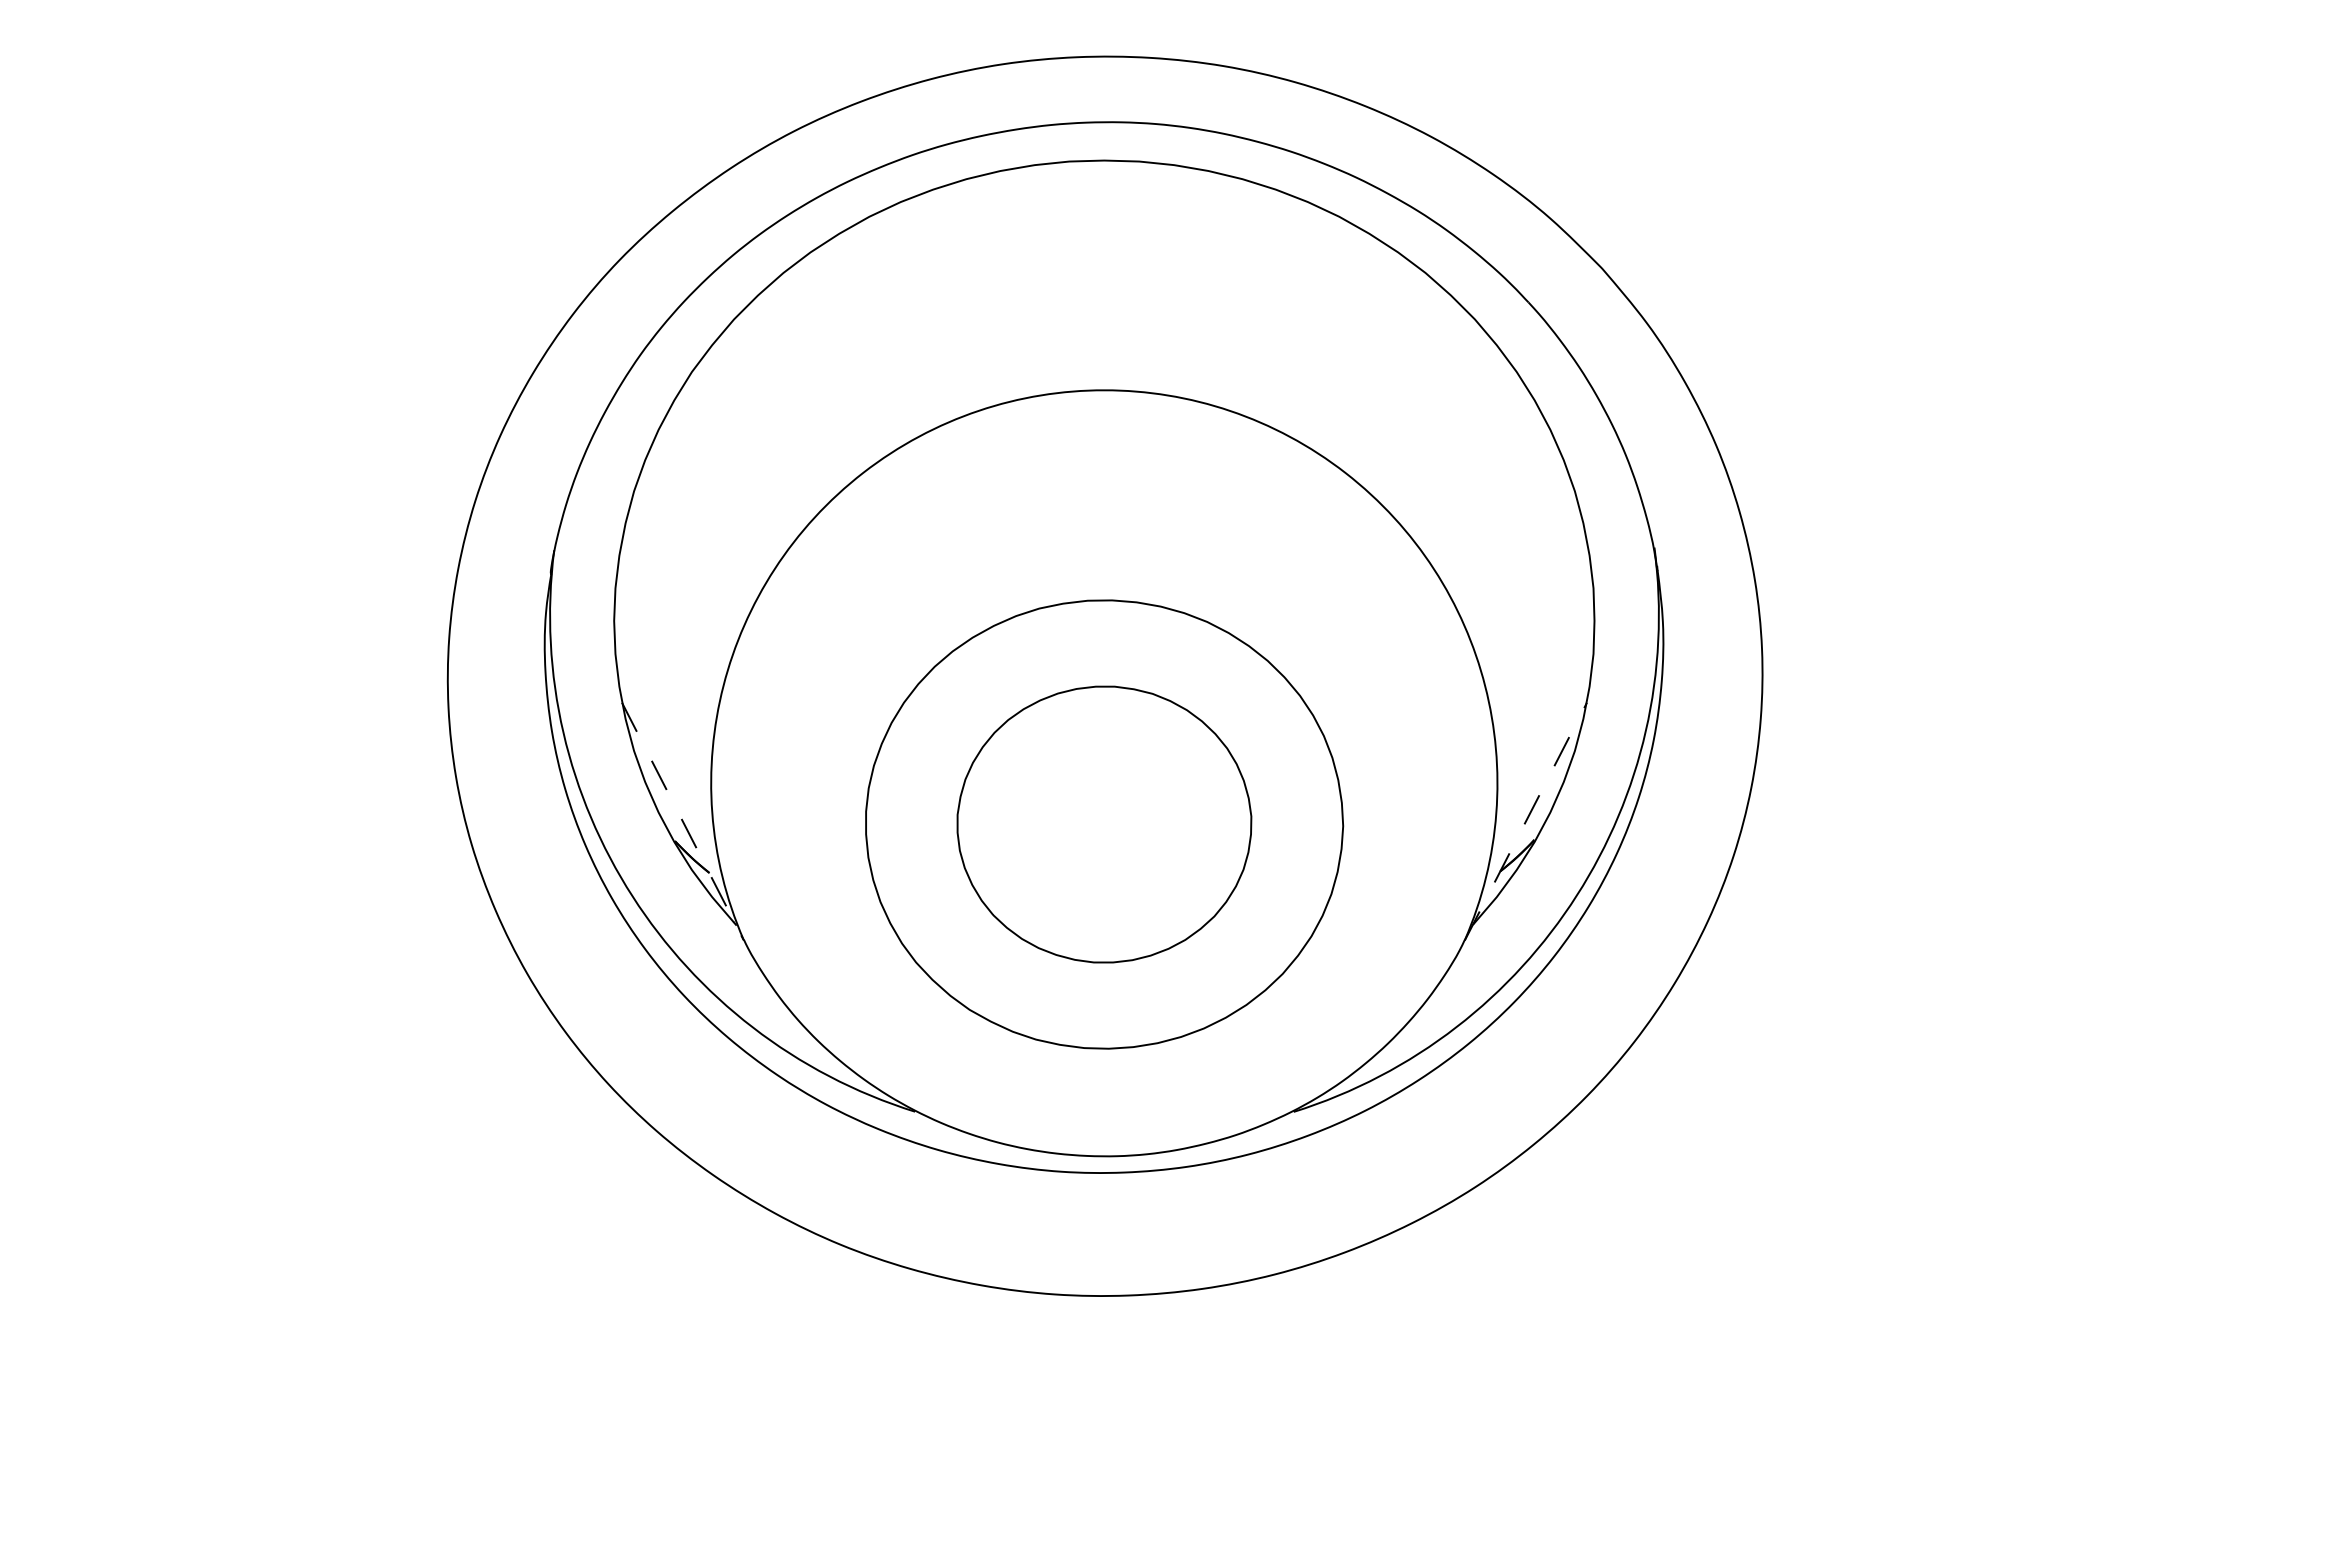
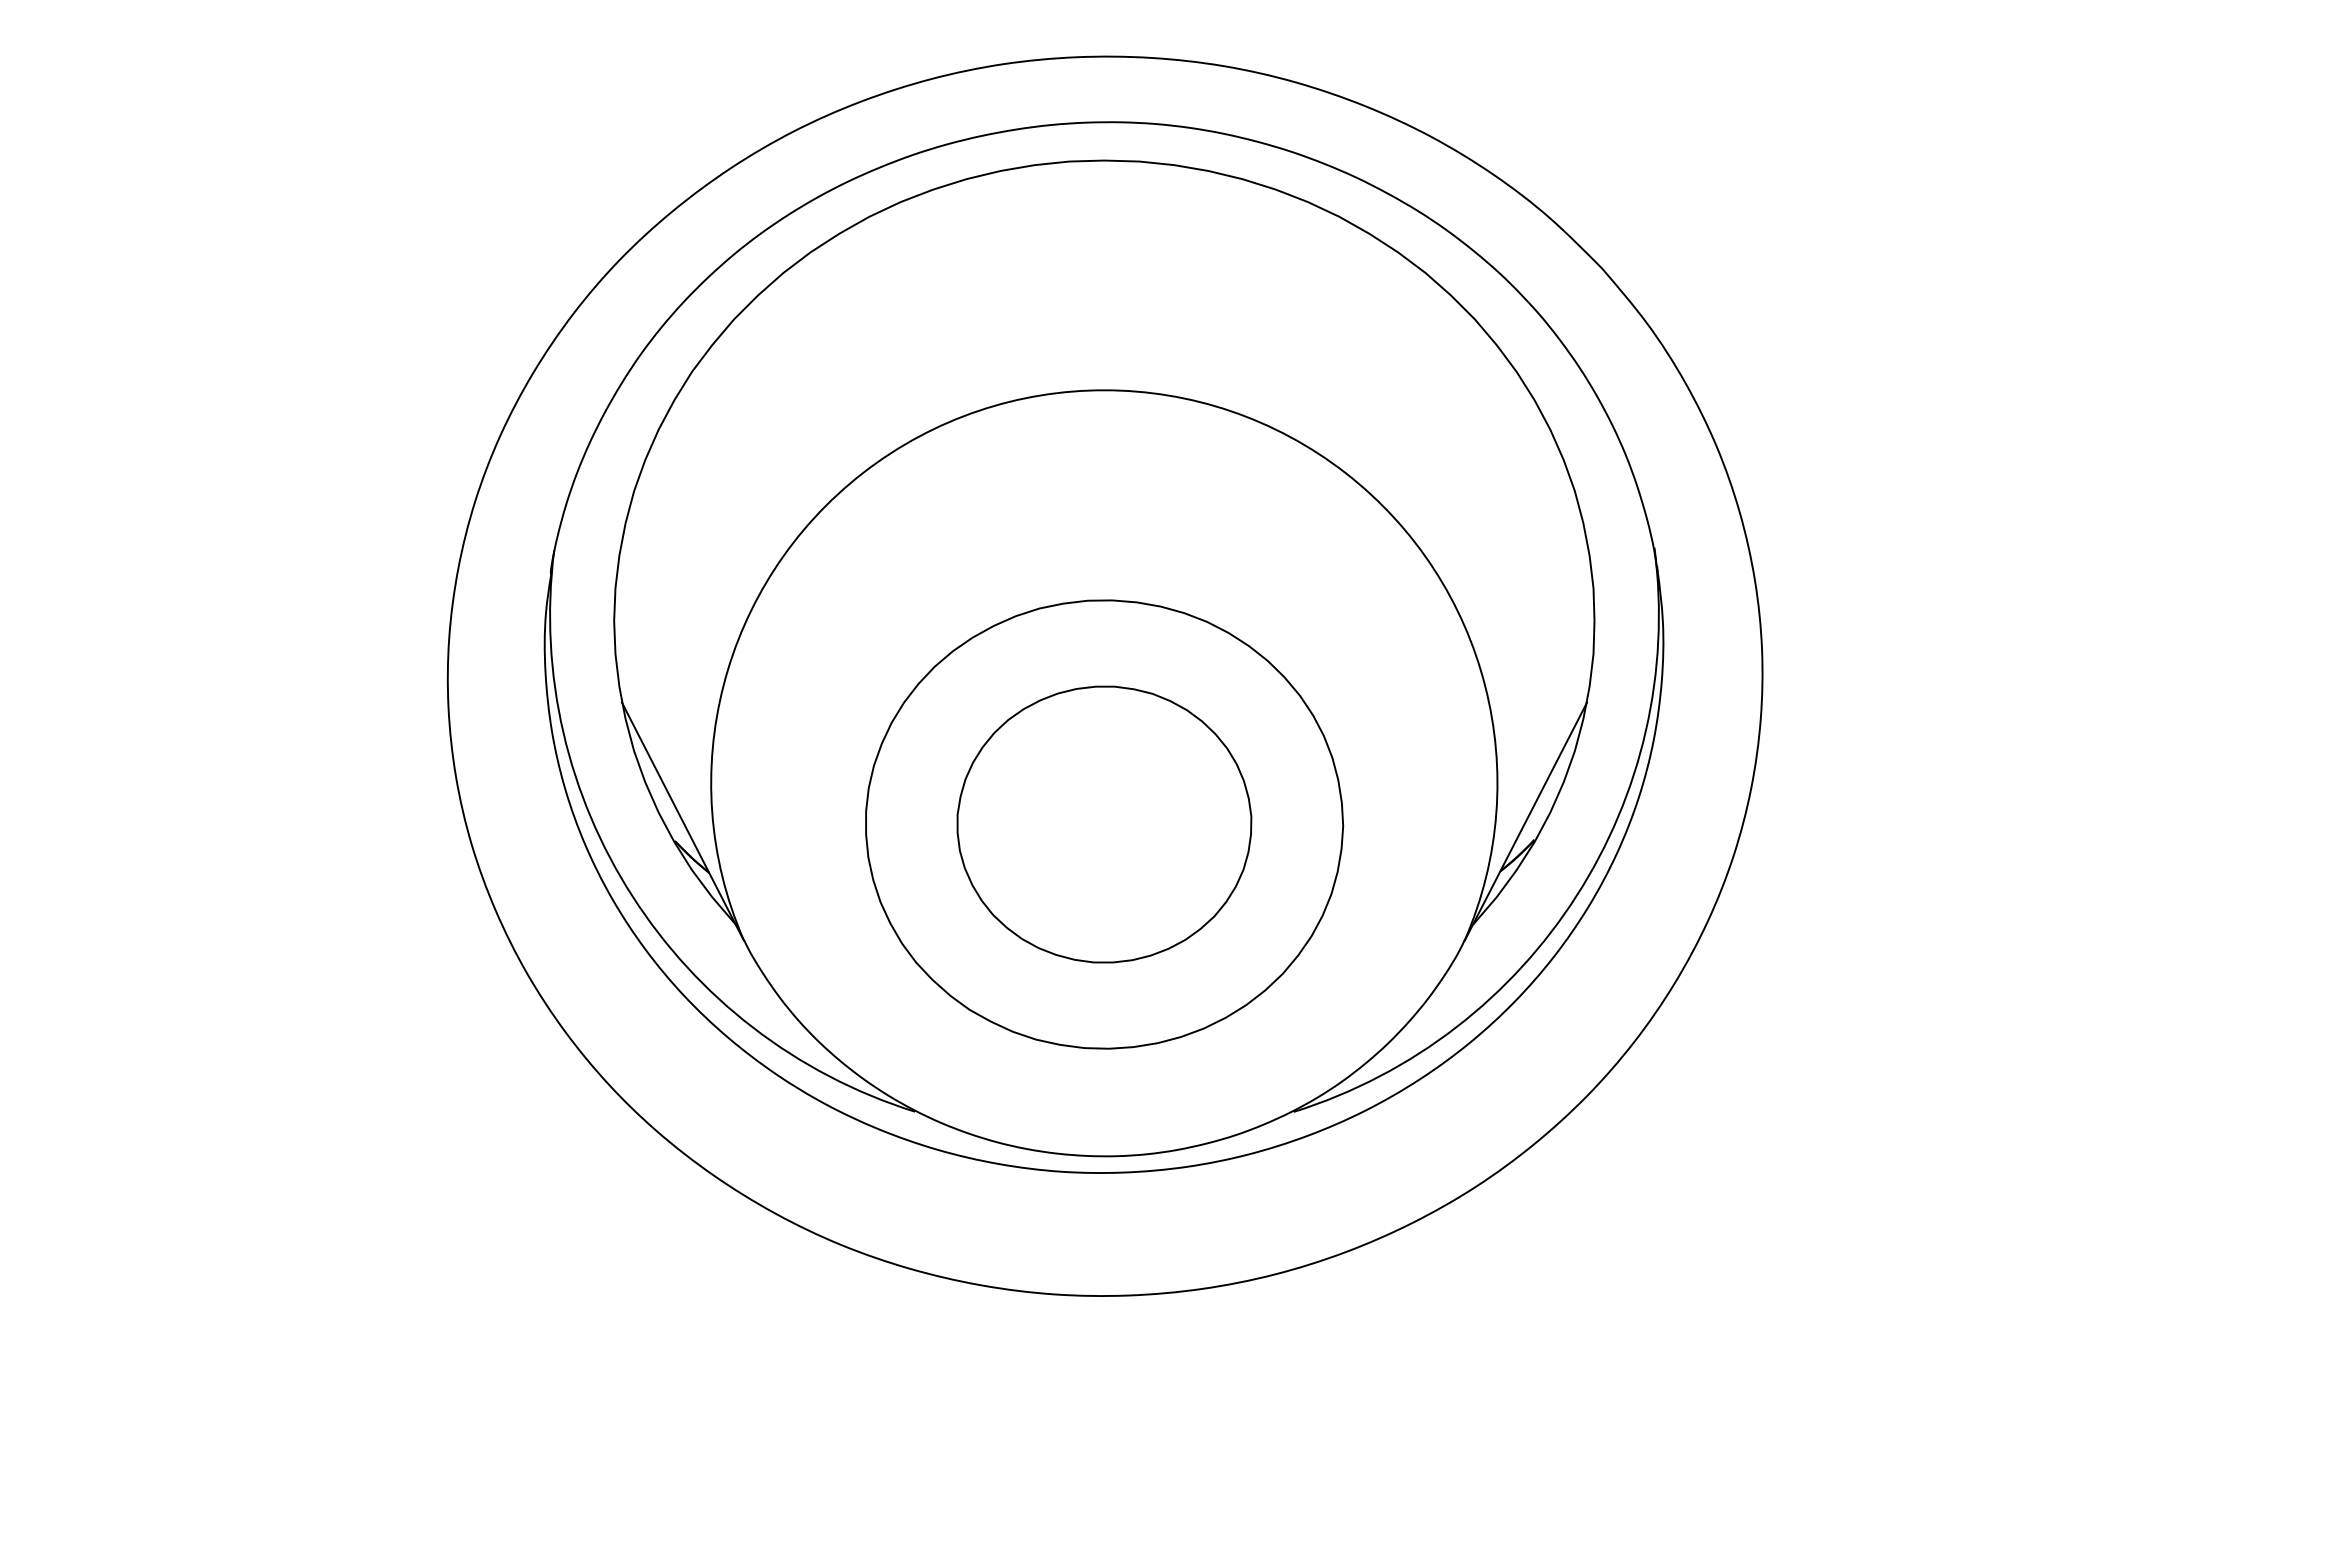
line: dashed -> solid (682, 821)
line: dashed -> solid (1525, 821)
